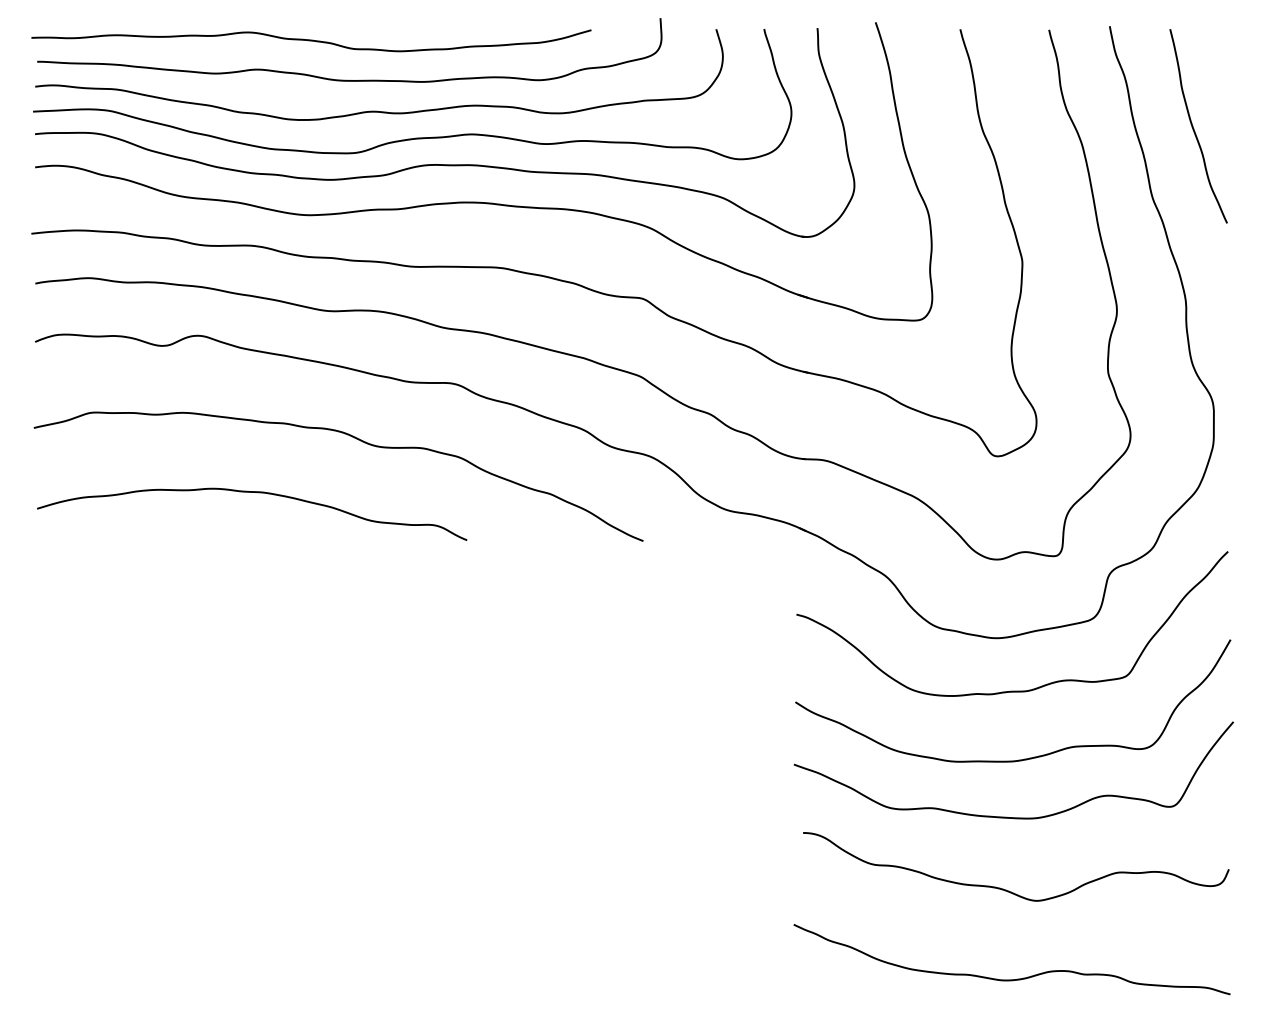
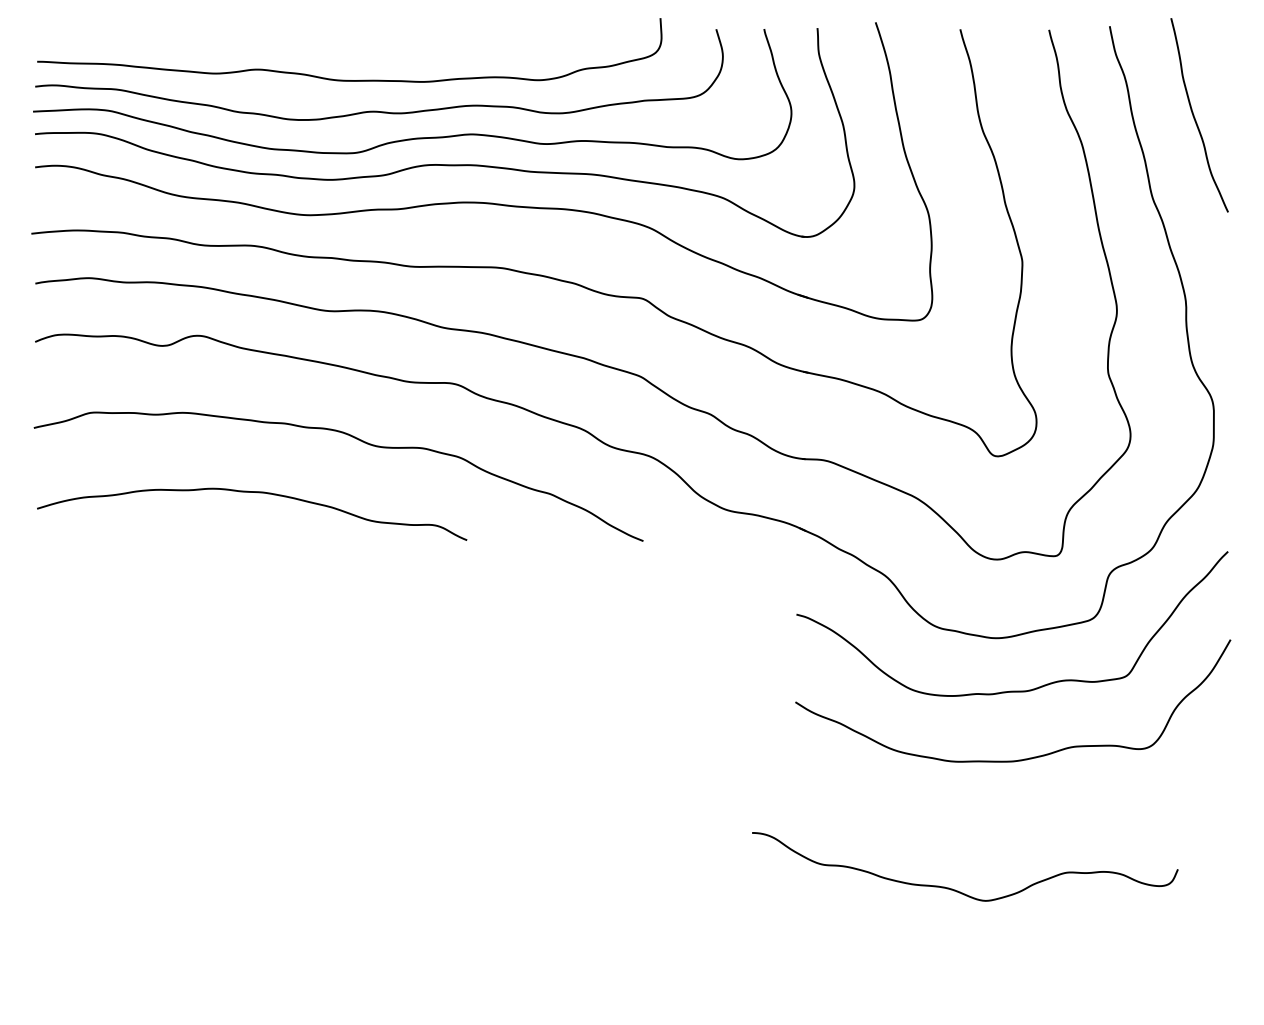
curve: present -> none (311, 40)
curve position: (1194, 128) -> (1195, 117) (1195, 117)
curve: present -> none (1006, 816)
curve position: (1006, 889) -> (955, 889) (955, 889)
curve: present -> none (1017, 978)
